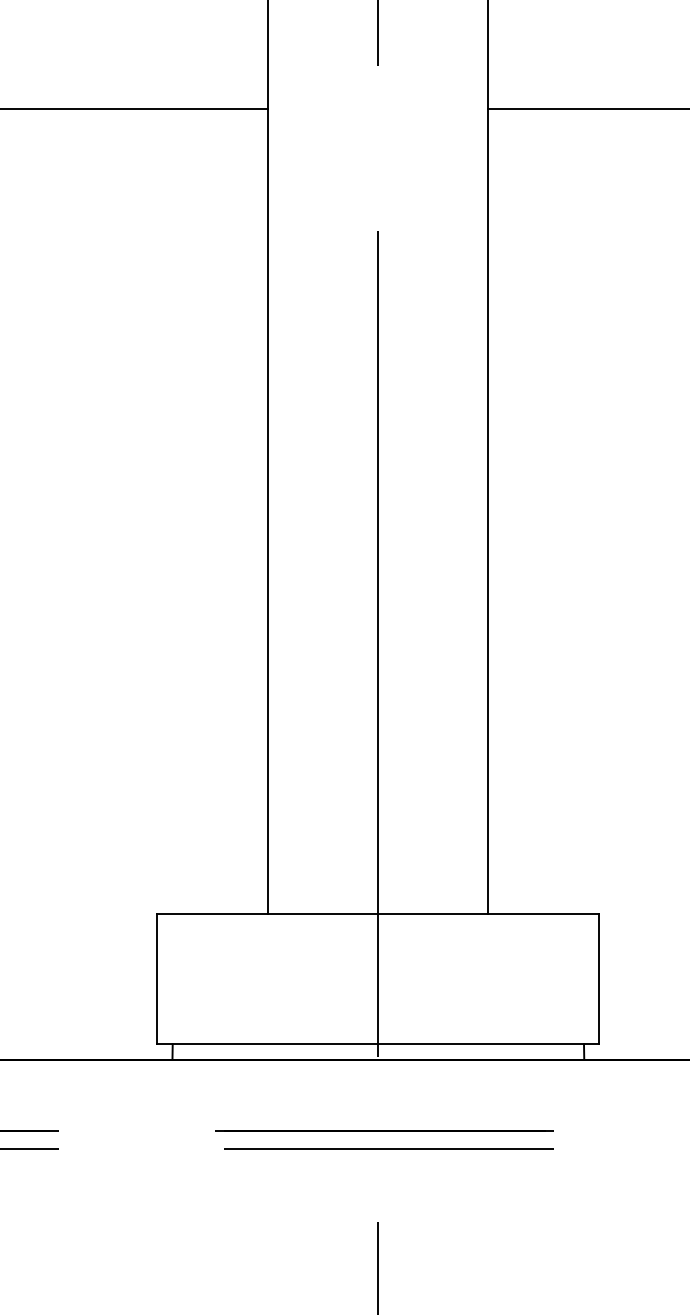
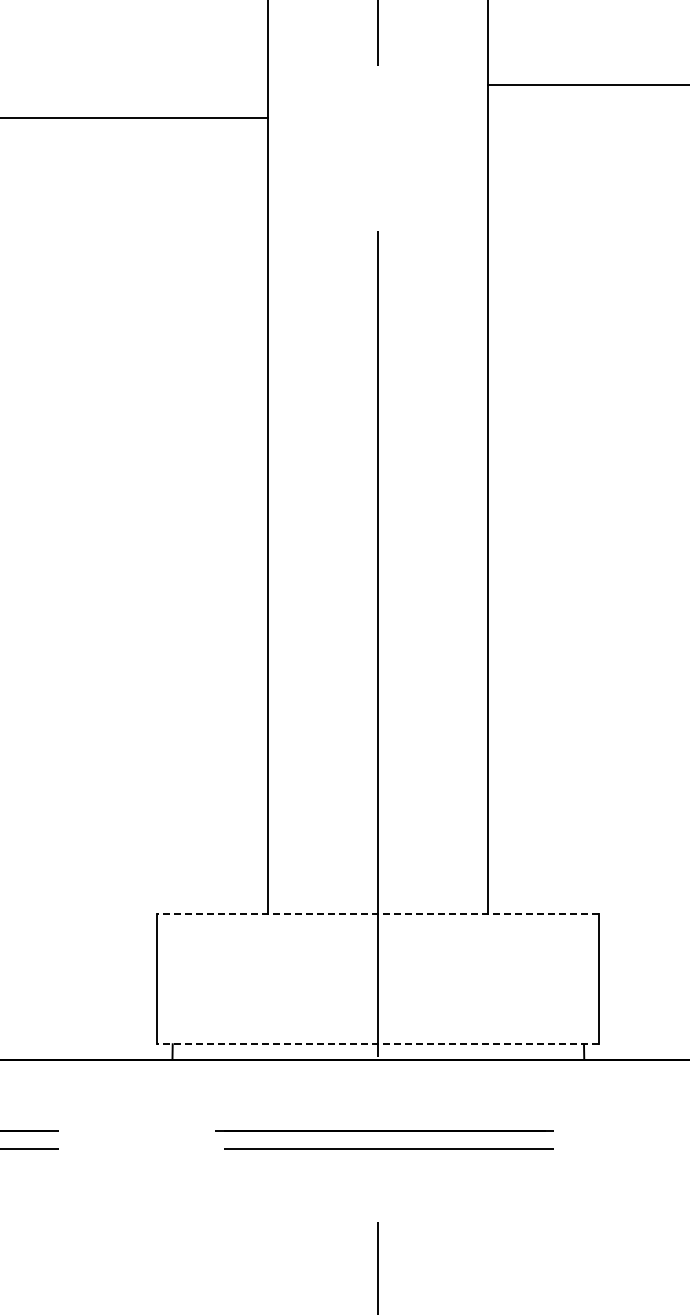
line position: (135, 109) -> (135, 118) (135, 118)
line position: (587, 109) -> (587, 85) (587, 85)
line: solid -> dashed (377, 914)
line: solid -> dashed (377, 1044)
